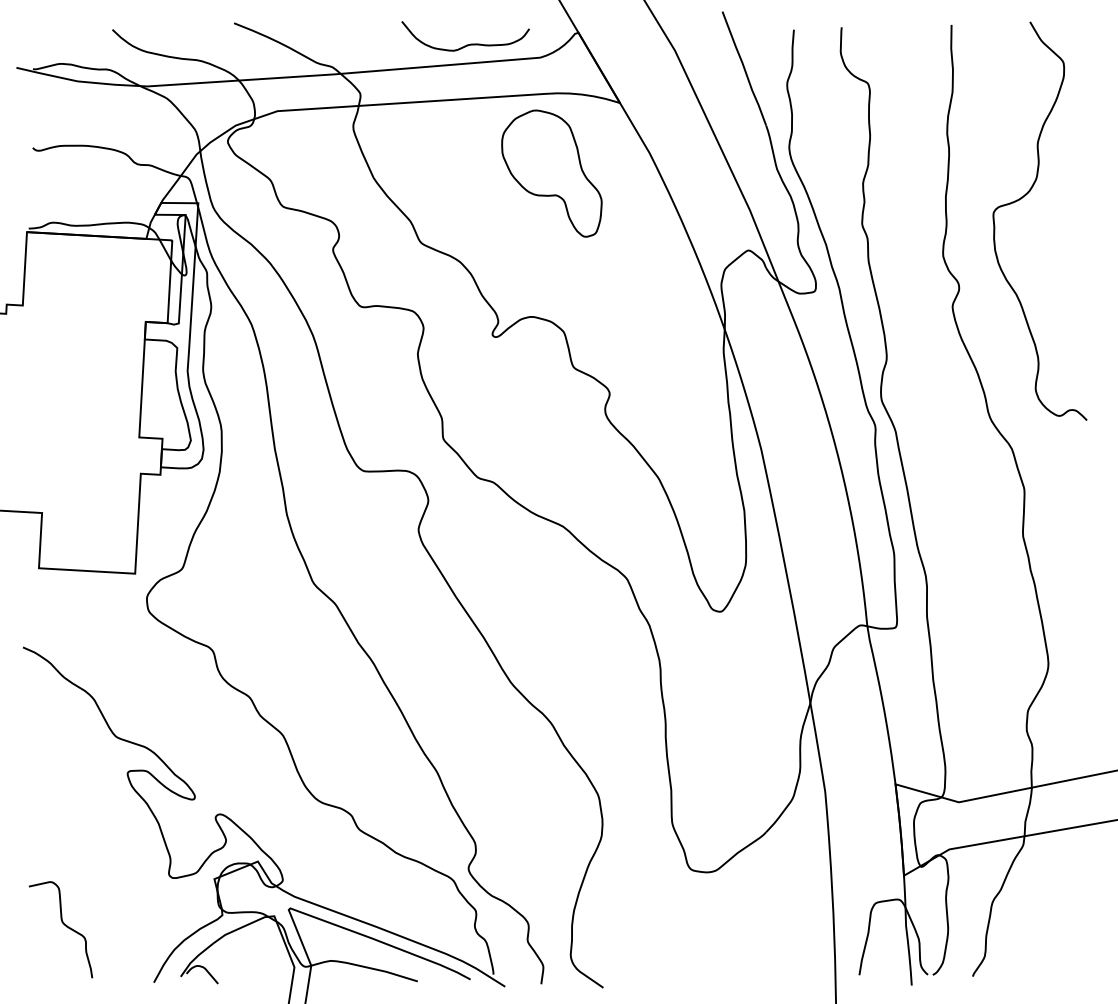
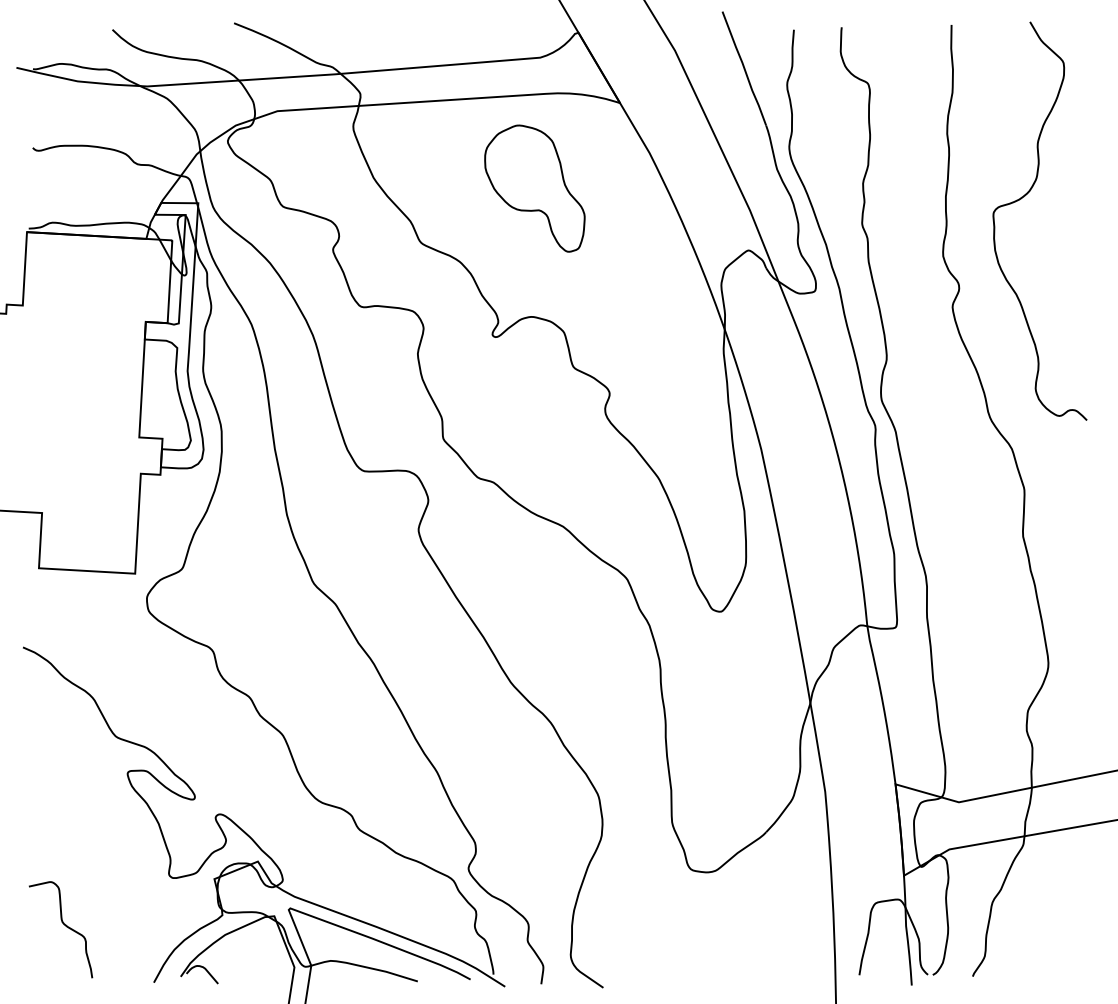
curve: present -> none (466, 44)
part position: (551, 173) -> (534, 188) (534, 188)
